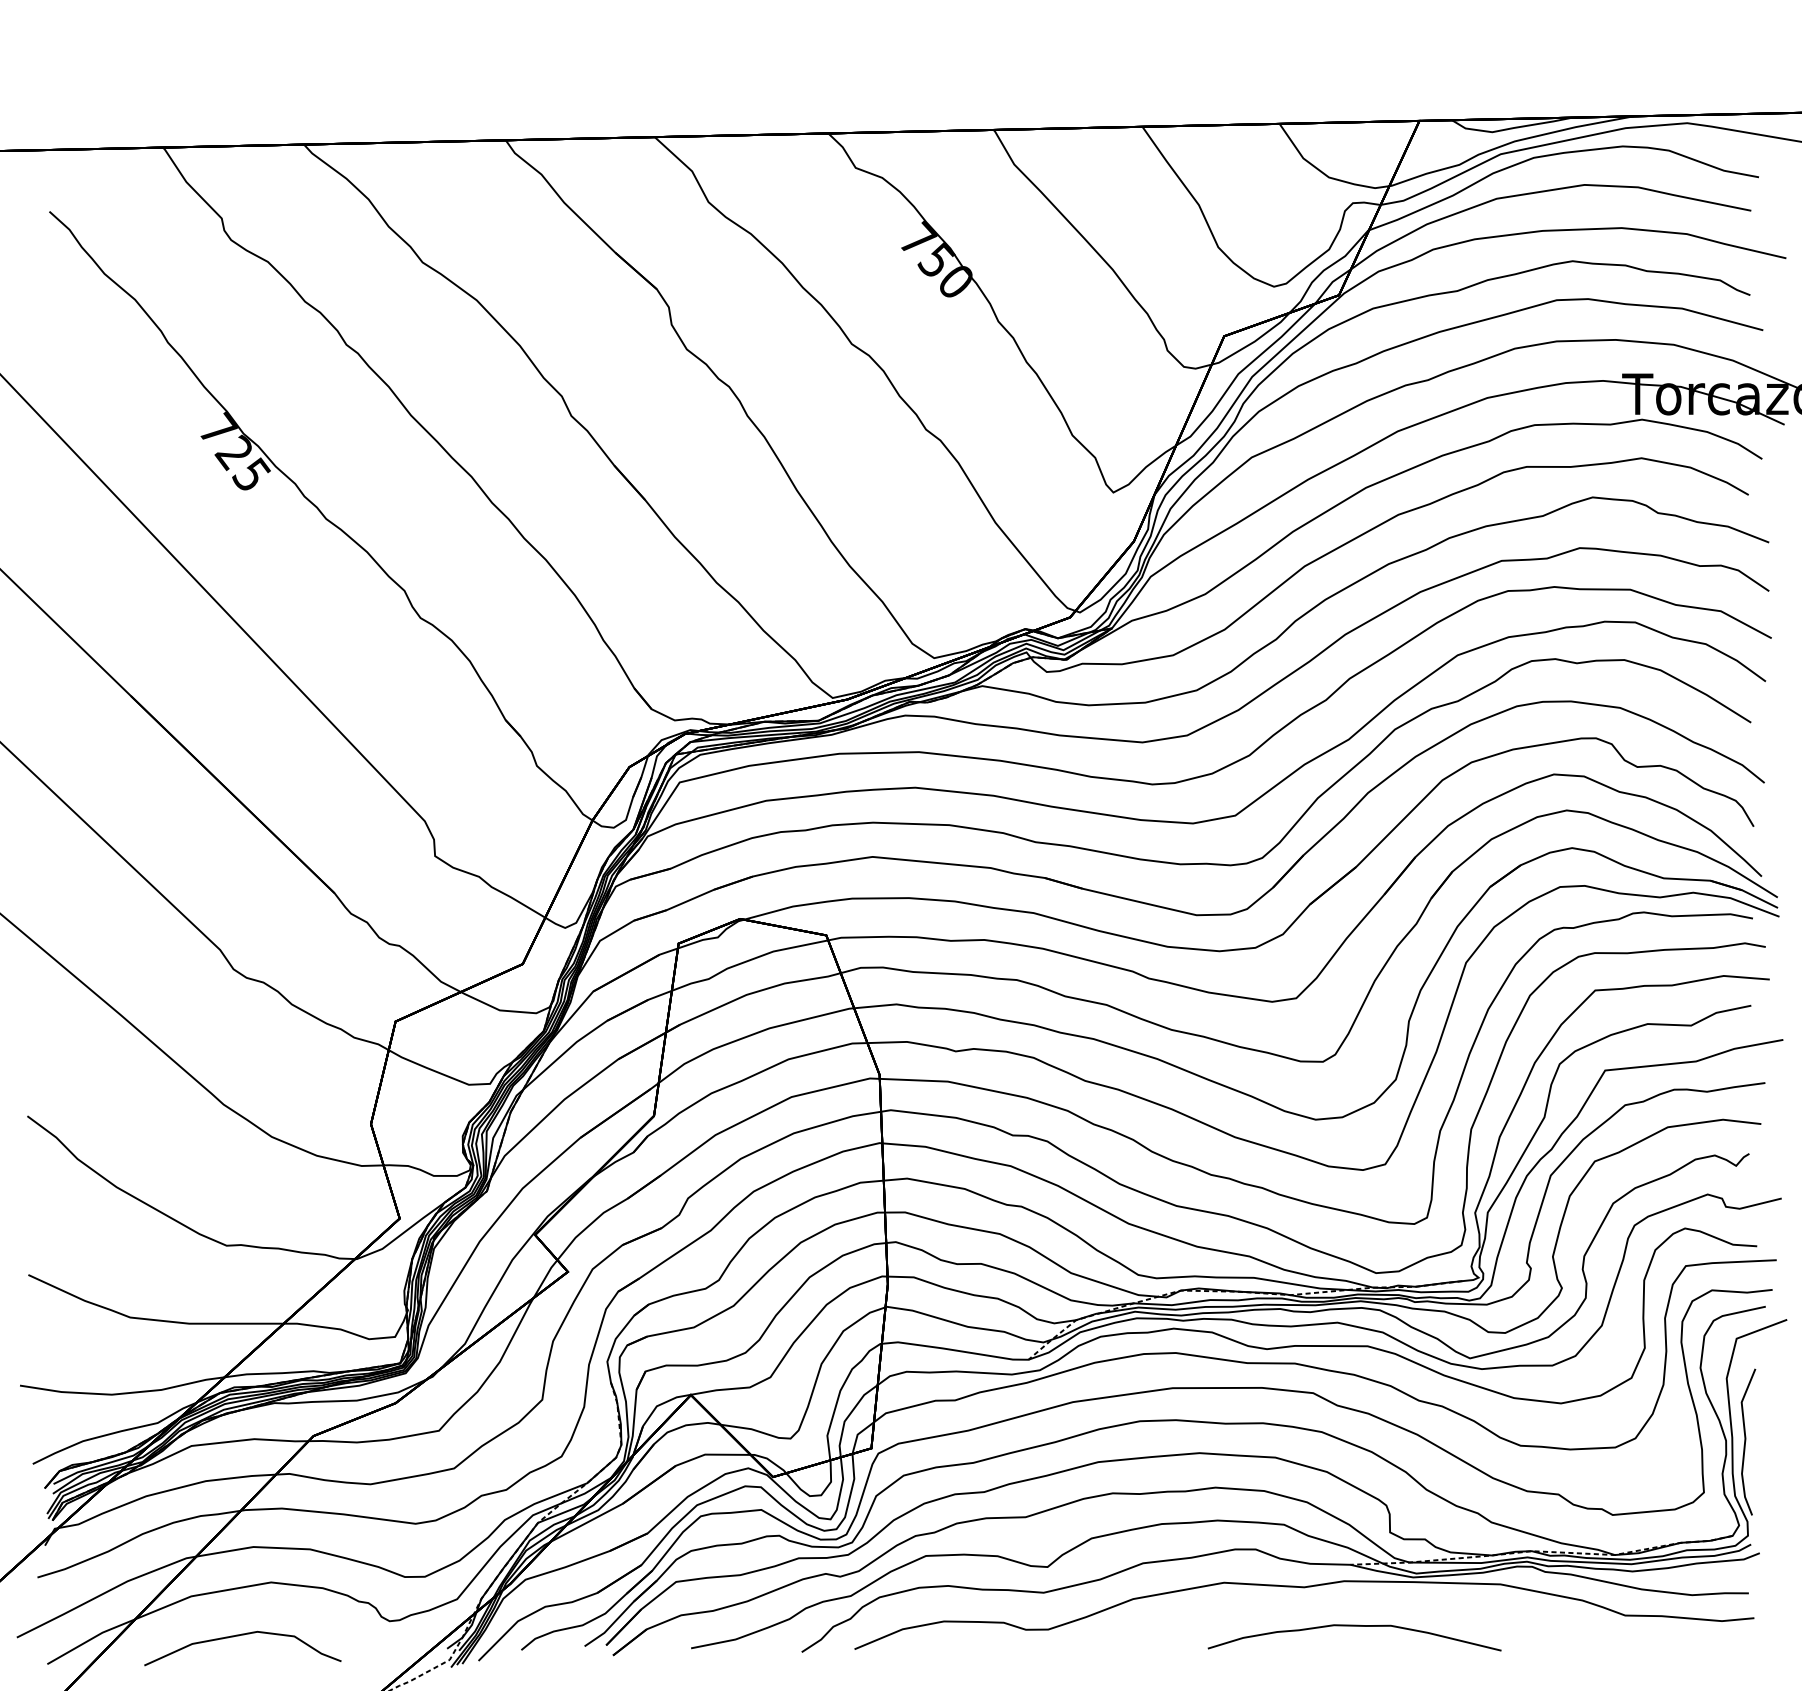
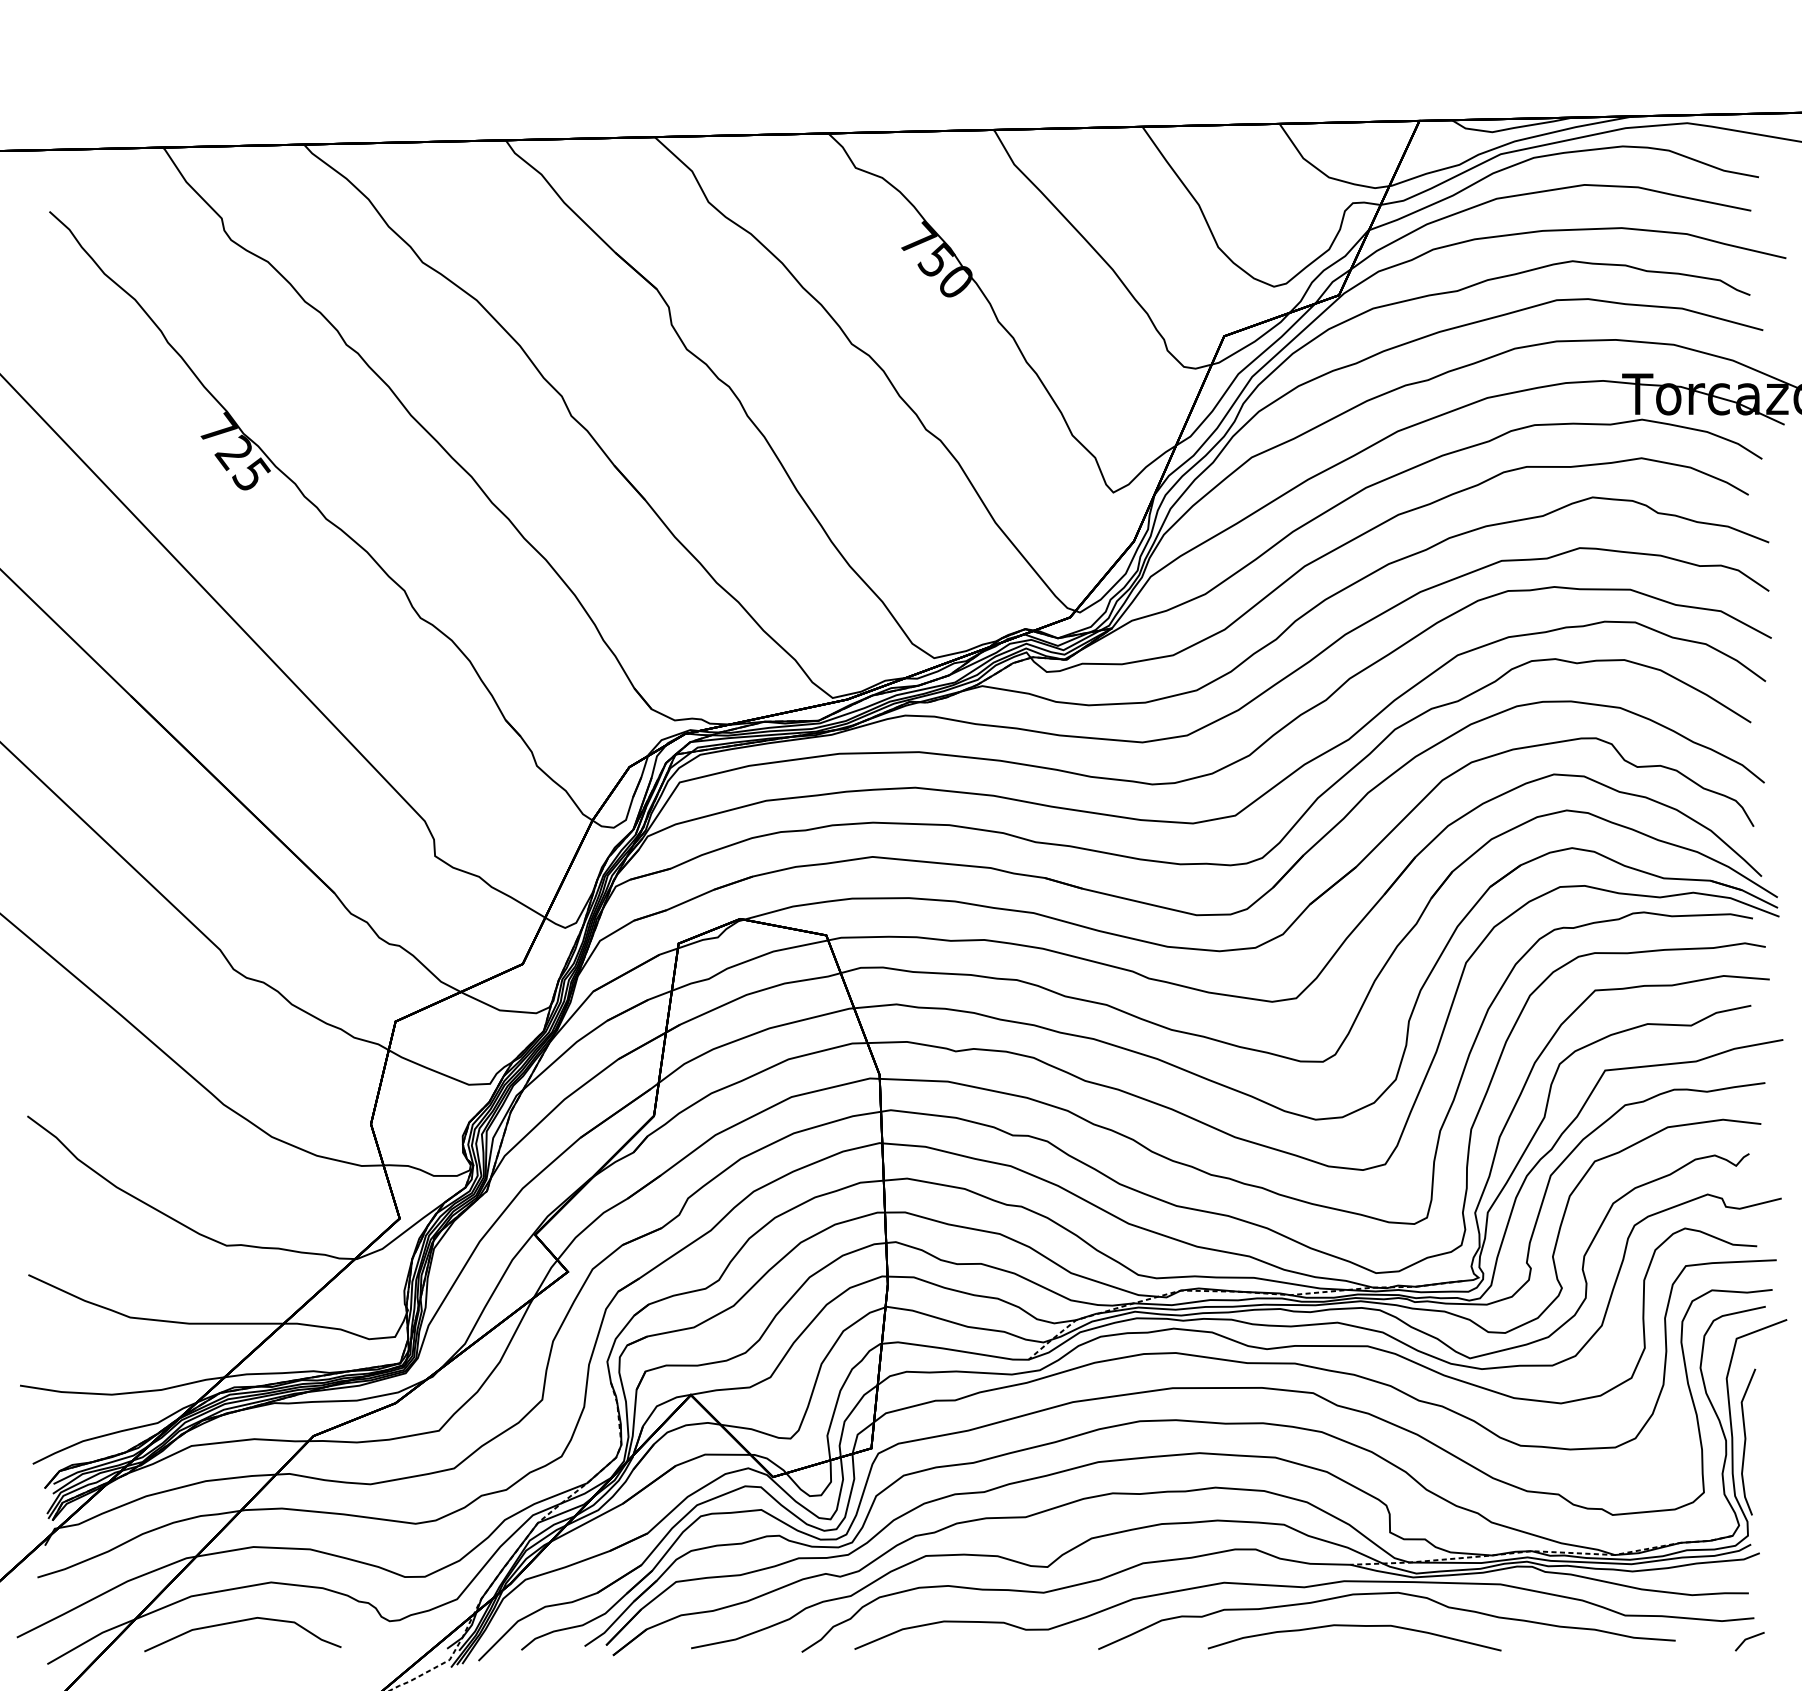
curve: none -> present (1386, 1594)
curve position: (239, 1636) -> (239, 1622) (239, 1622)
line: none -> present (1749, 1639)
